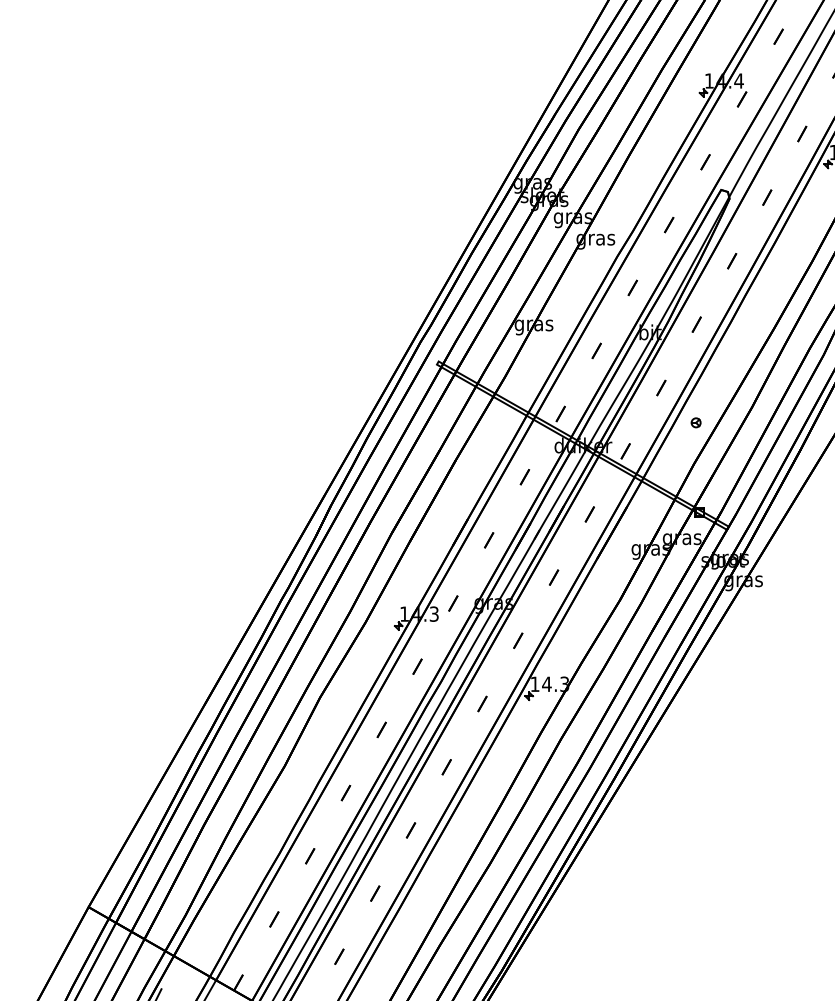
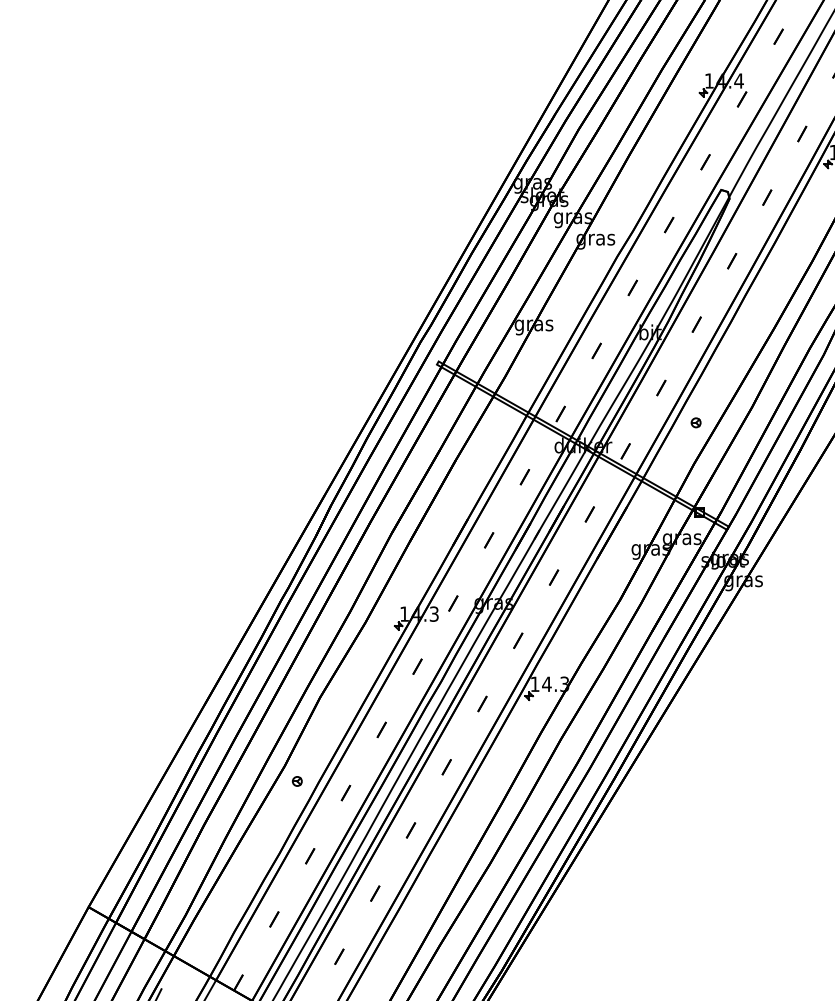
part: none -> present (296, 781)
